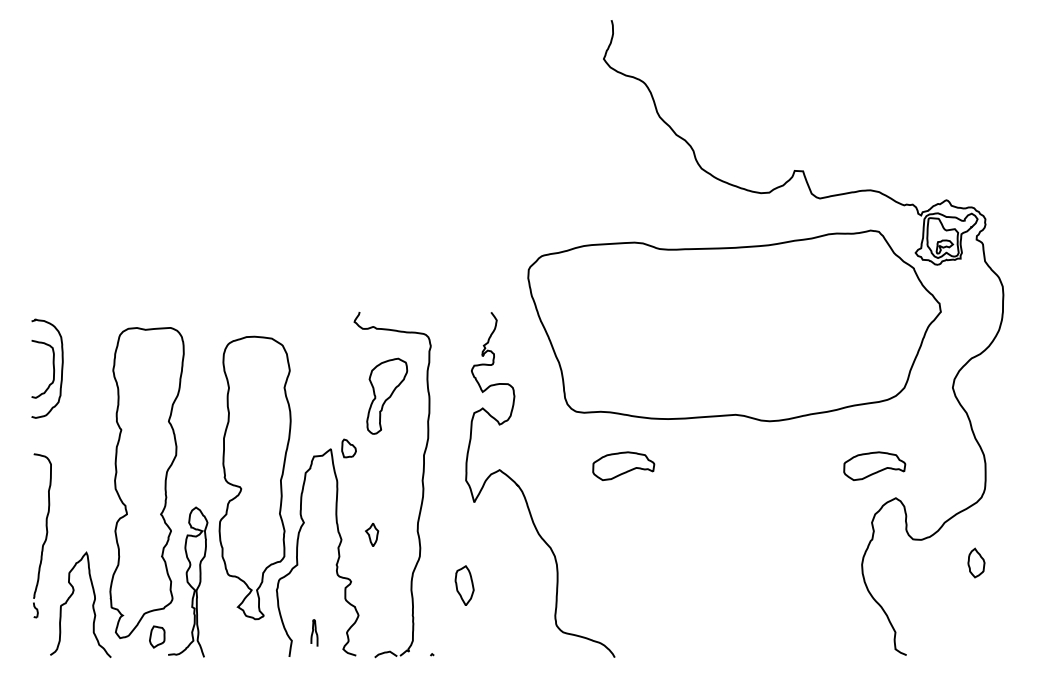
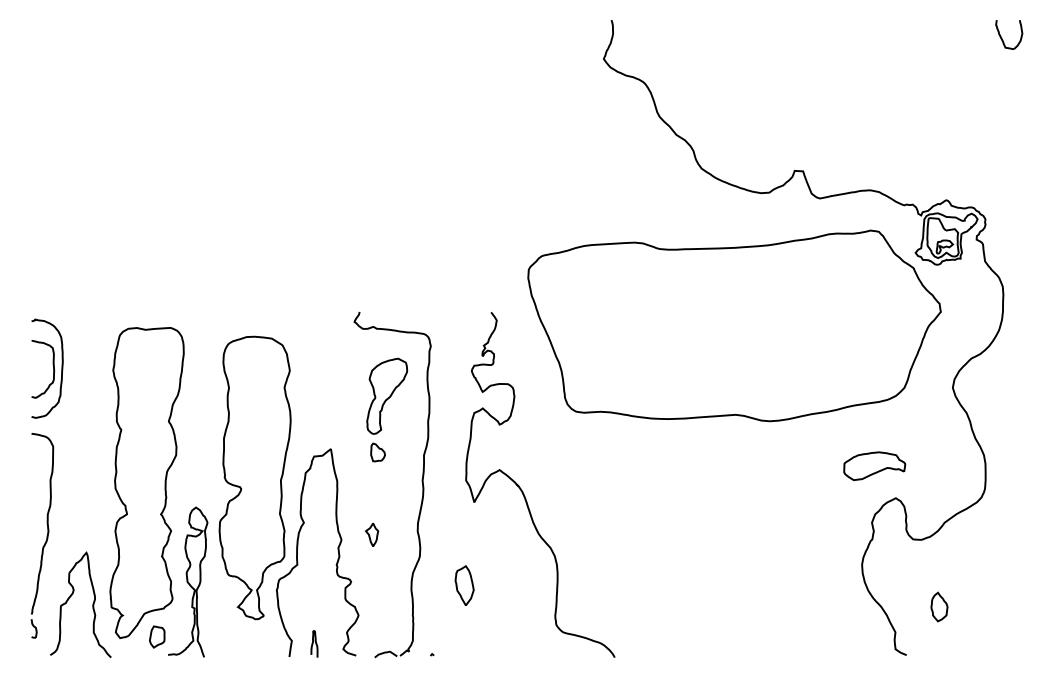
part: none -> present (1002, 38)
part position: (348, 448) -> (377, 452) (377, 452)
part: present -> none (623, 465)
part size: 19x166 px -> 25x206 px (42, 535)
part position: (976, 562) -> (939, 606) (939, 606)
curve position: (313, 632) -> (313, 643) (313, 643)
